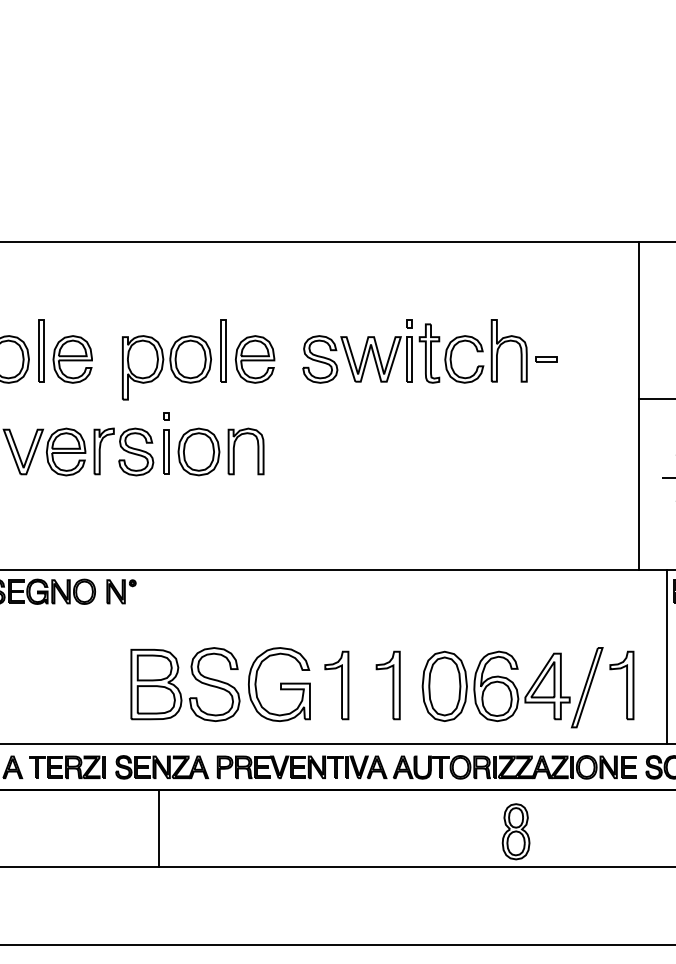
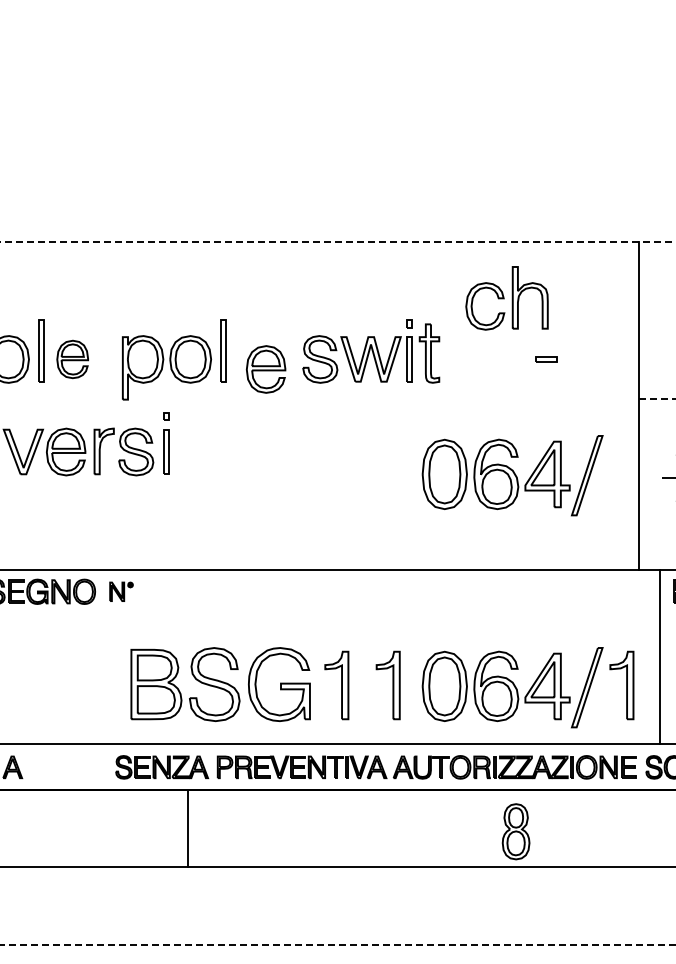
line: solid -> dashed (338, 242)
part position: (485, 351) -> (506, 298) (506, 298)
part size: 41x49 px -> 33x41 px (72, 359)
part position: (254, 359) -> (265, 369) (265, 369)
line: solid -> dashed (657, 398)
part: present -> none (220, 451)
part: none -> present (512, 475)
part size: 31x26 px -> 25x21 px (121, 591)
line position: (666, 656) -> (659, 656) (659, 656)
part: present -> none (67, 767)
line position: (158, 828) -> (187, 828) (187, 828)
line: solid -> dashed (338, 944)
